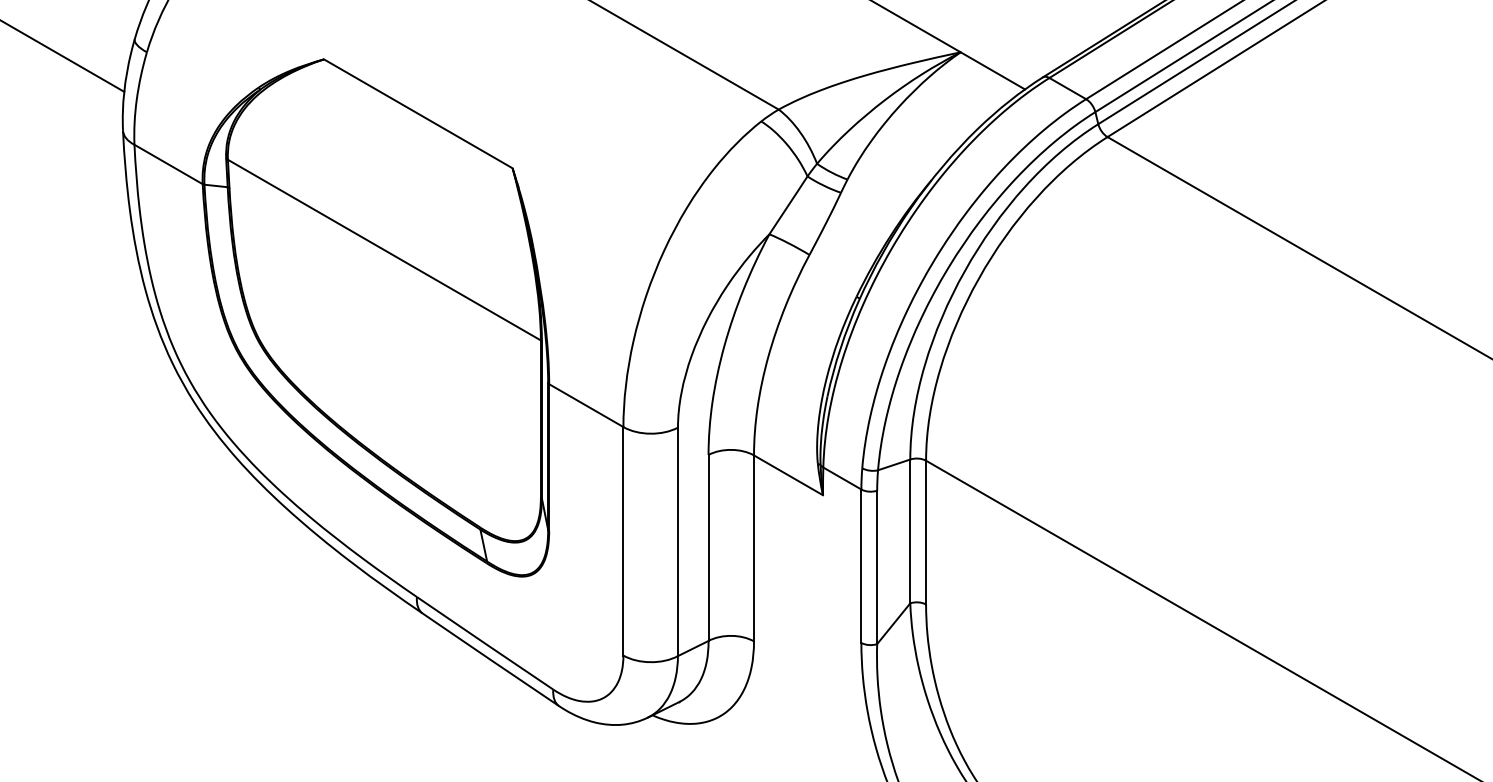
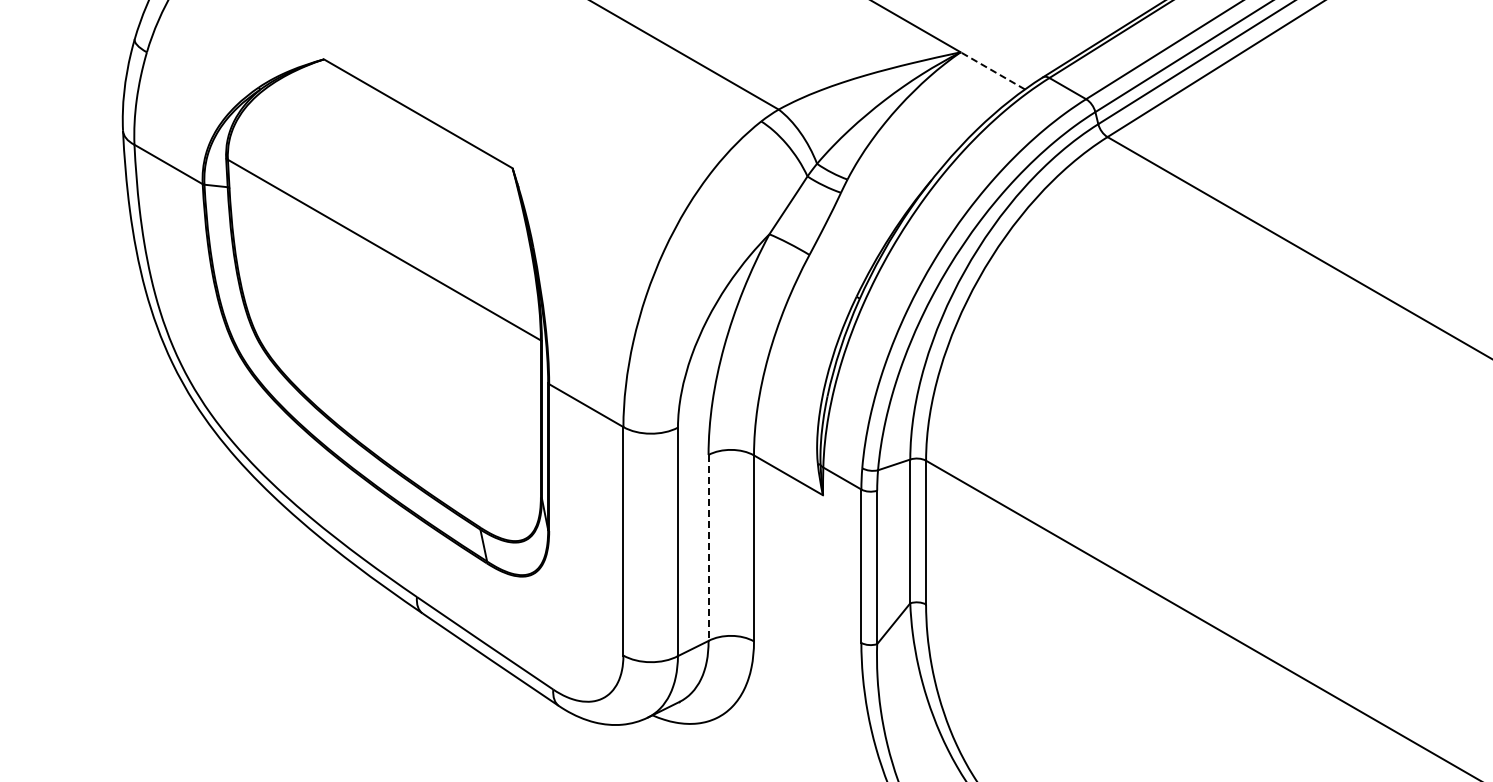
line: present -> none (63, 56)
line: solid -> dashed (992, 70)
line: solid -> dashed (708, 547)
